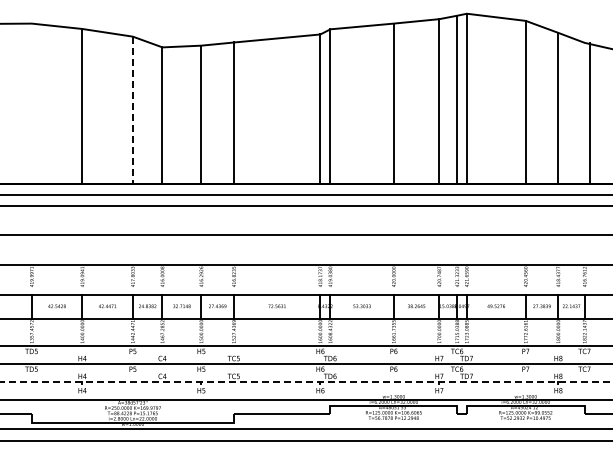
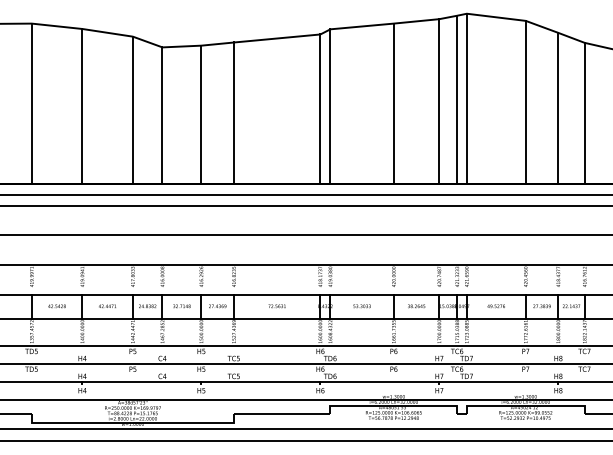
line: none -> present (31, 103)
line: dashed -> solid (132, 110)
line position: (589, 113) -> (584, 113) (584, 113)
line: dashed -> solid (307, 381)
